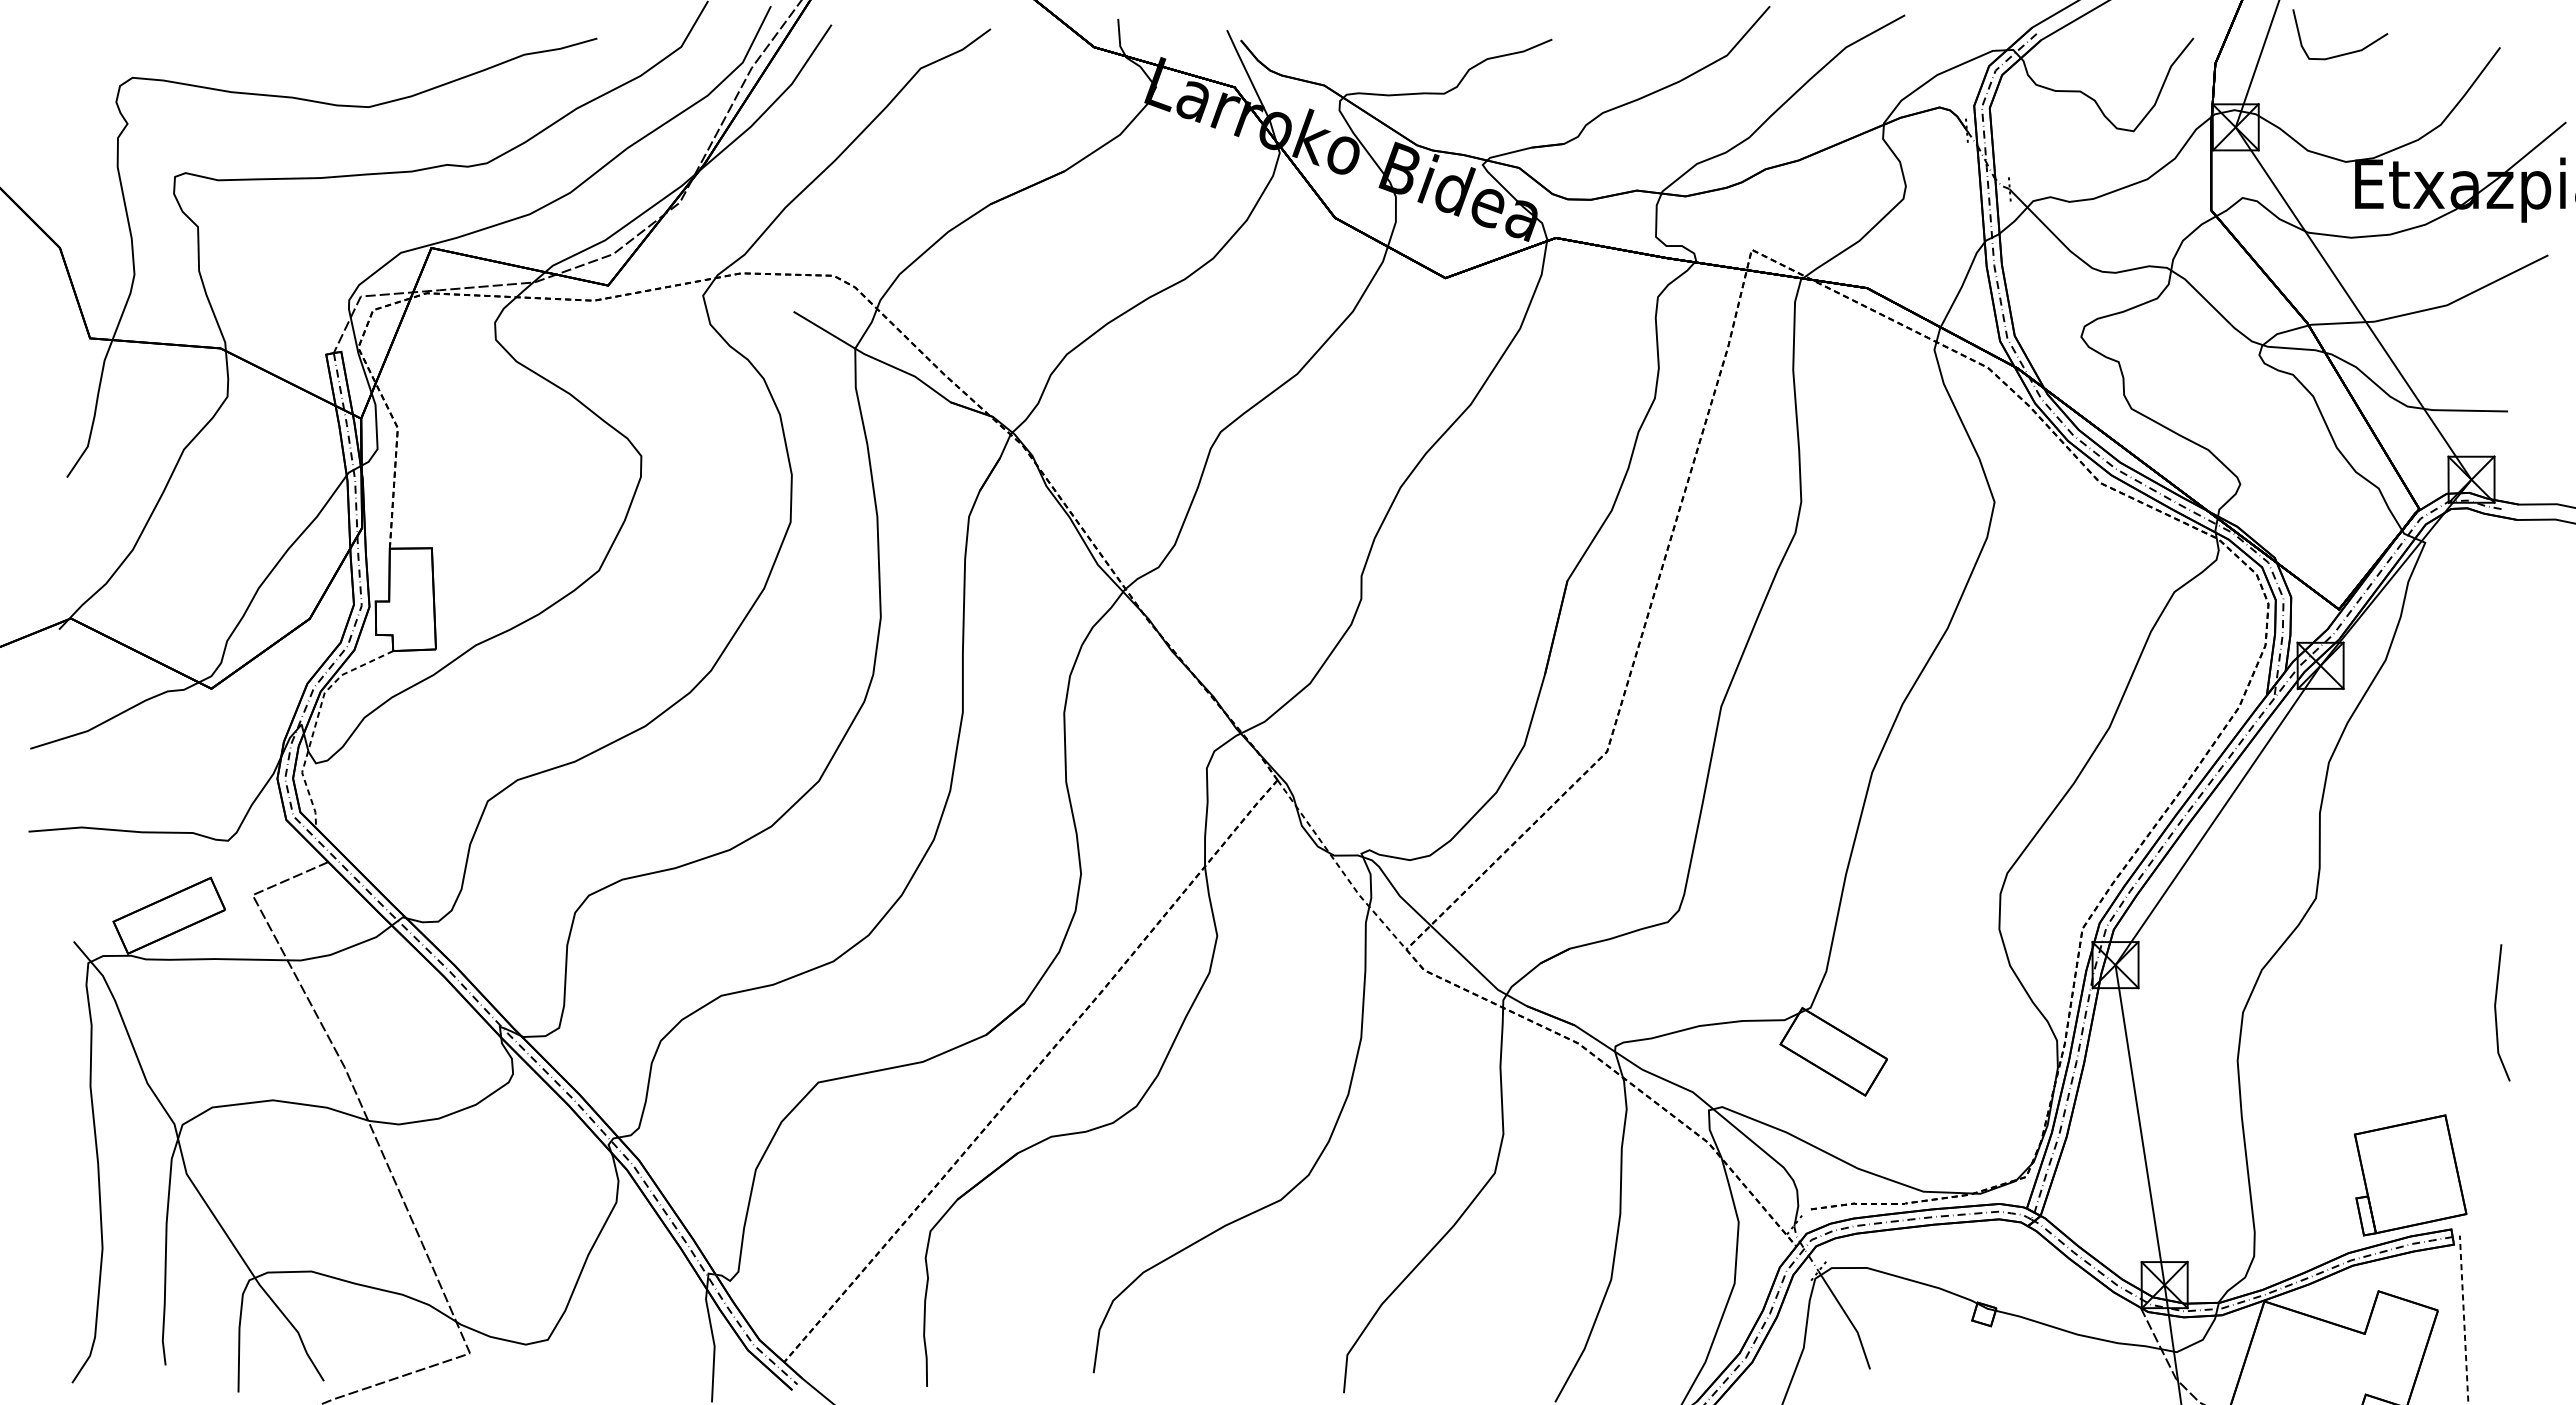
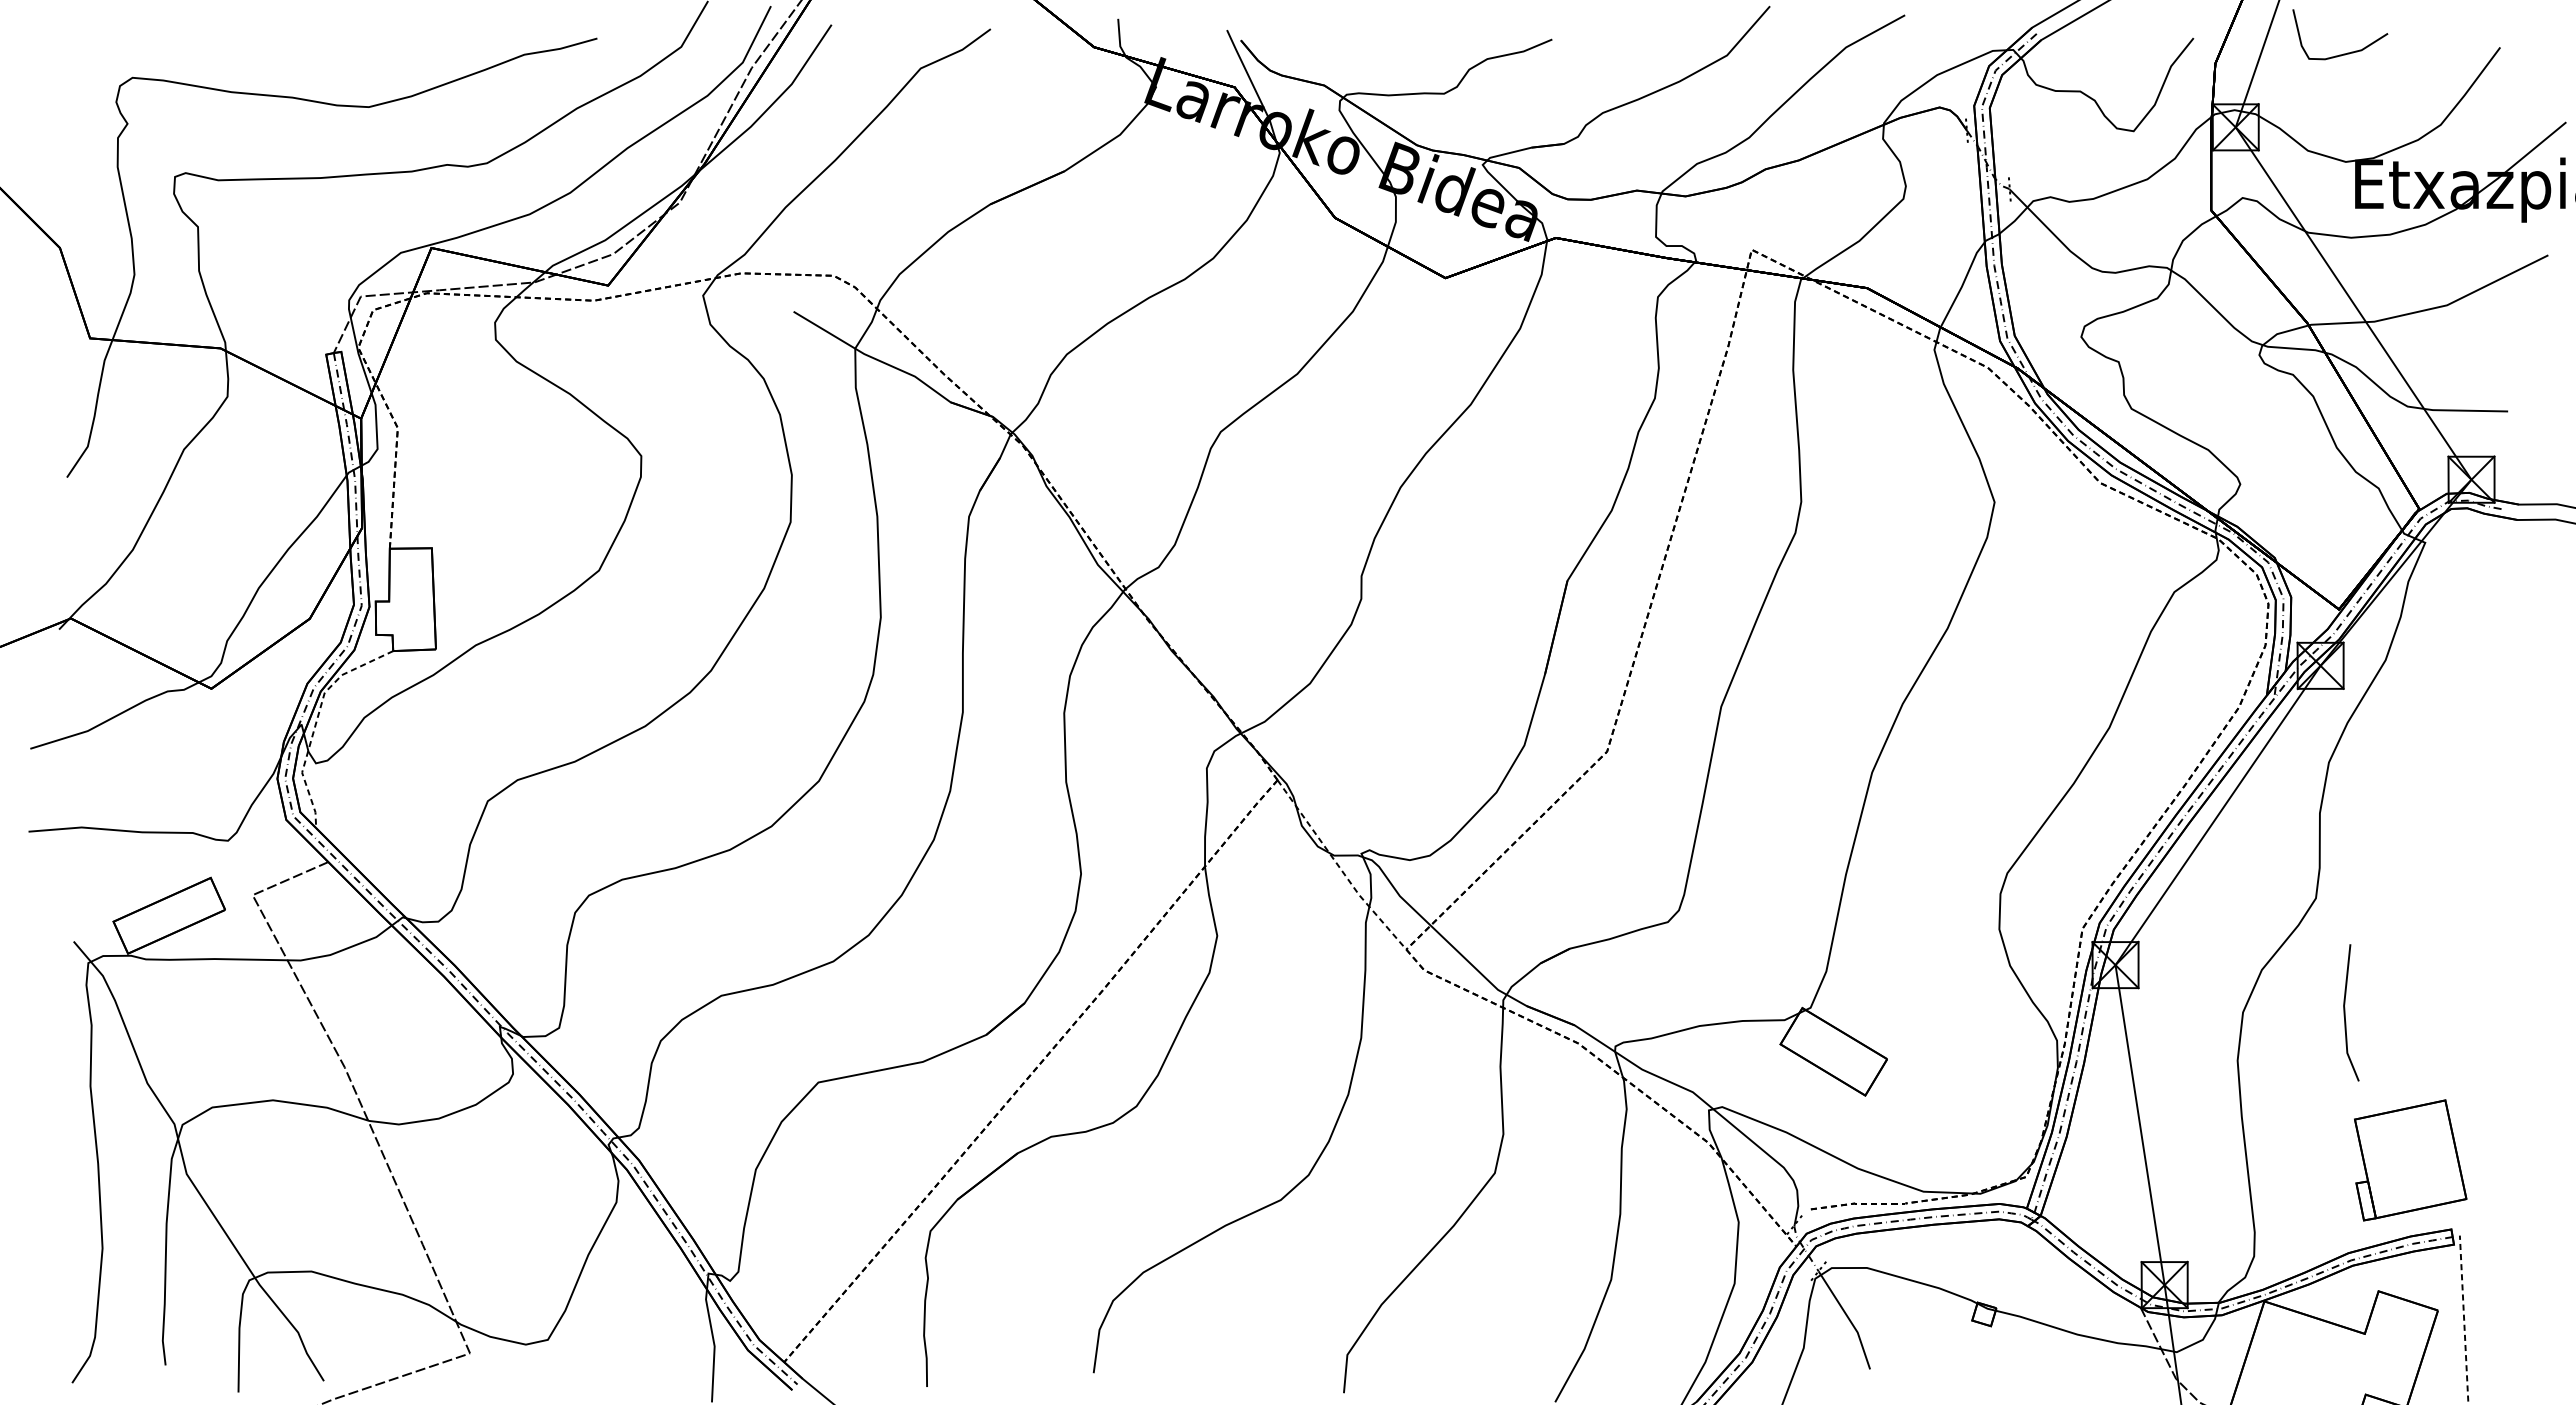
line position: (2496, 1012) -> (2345, 1012) (2345, 1012)
part position: (2410, 1175) -> (2410, 1160) (2410, 1160)
